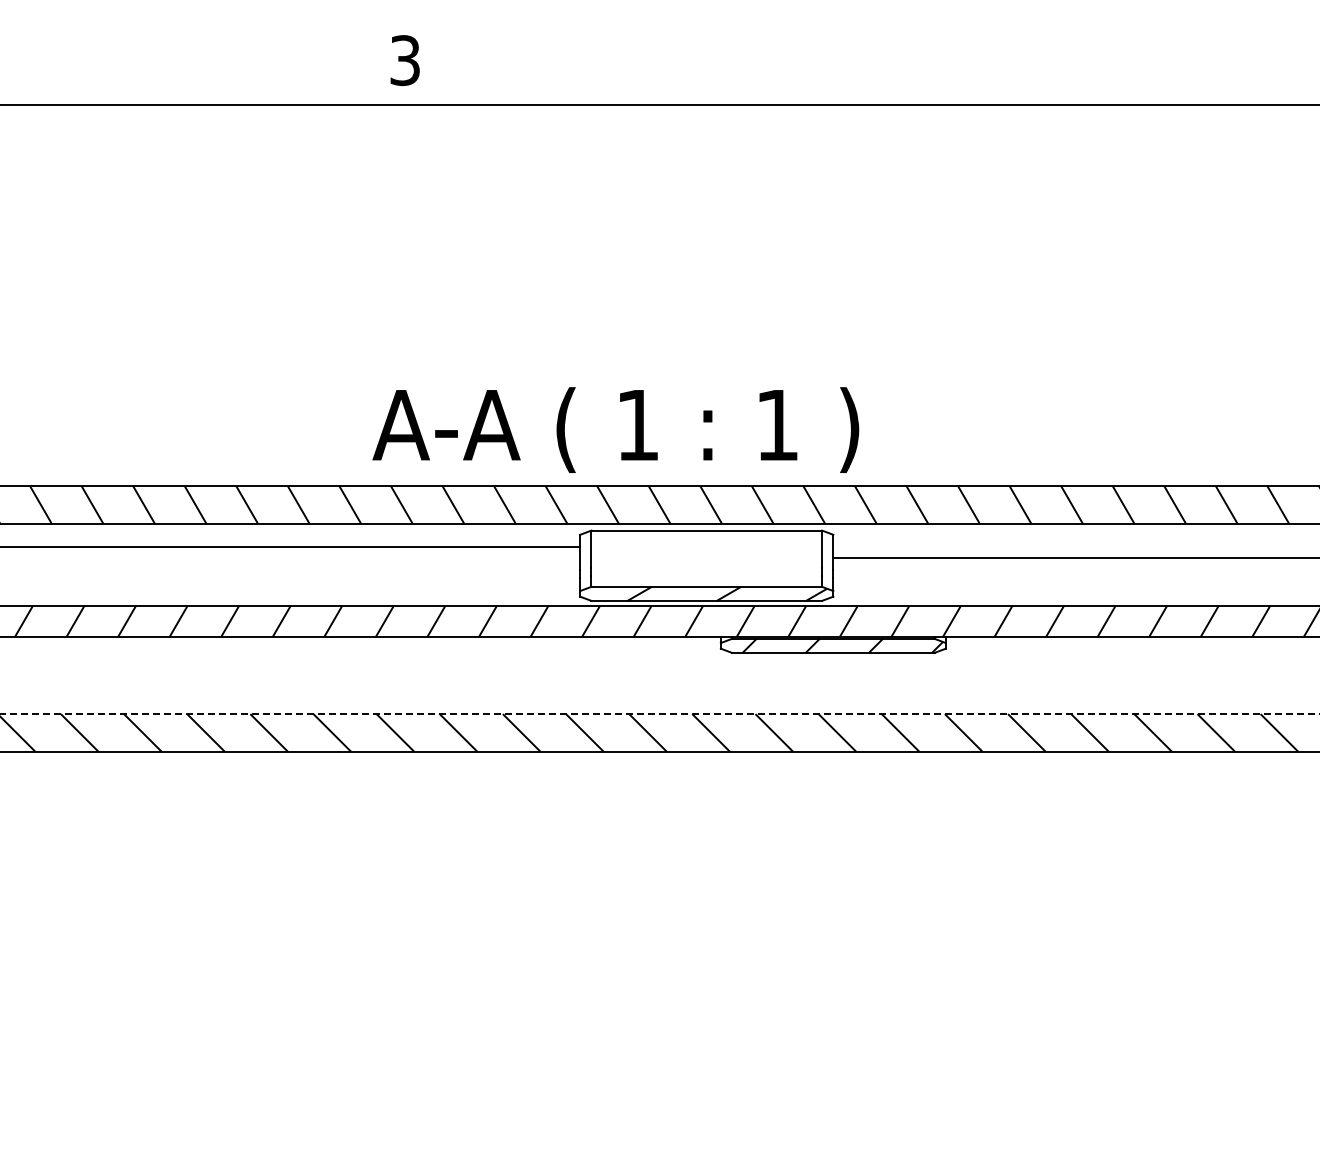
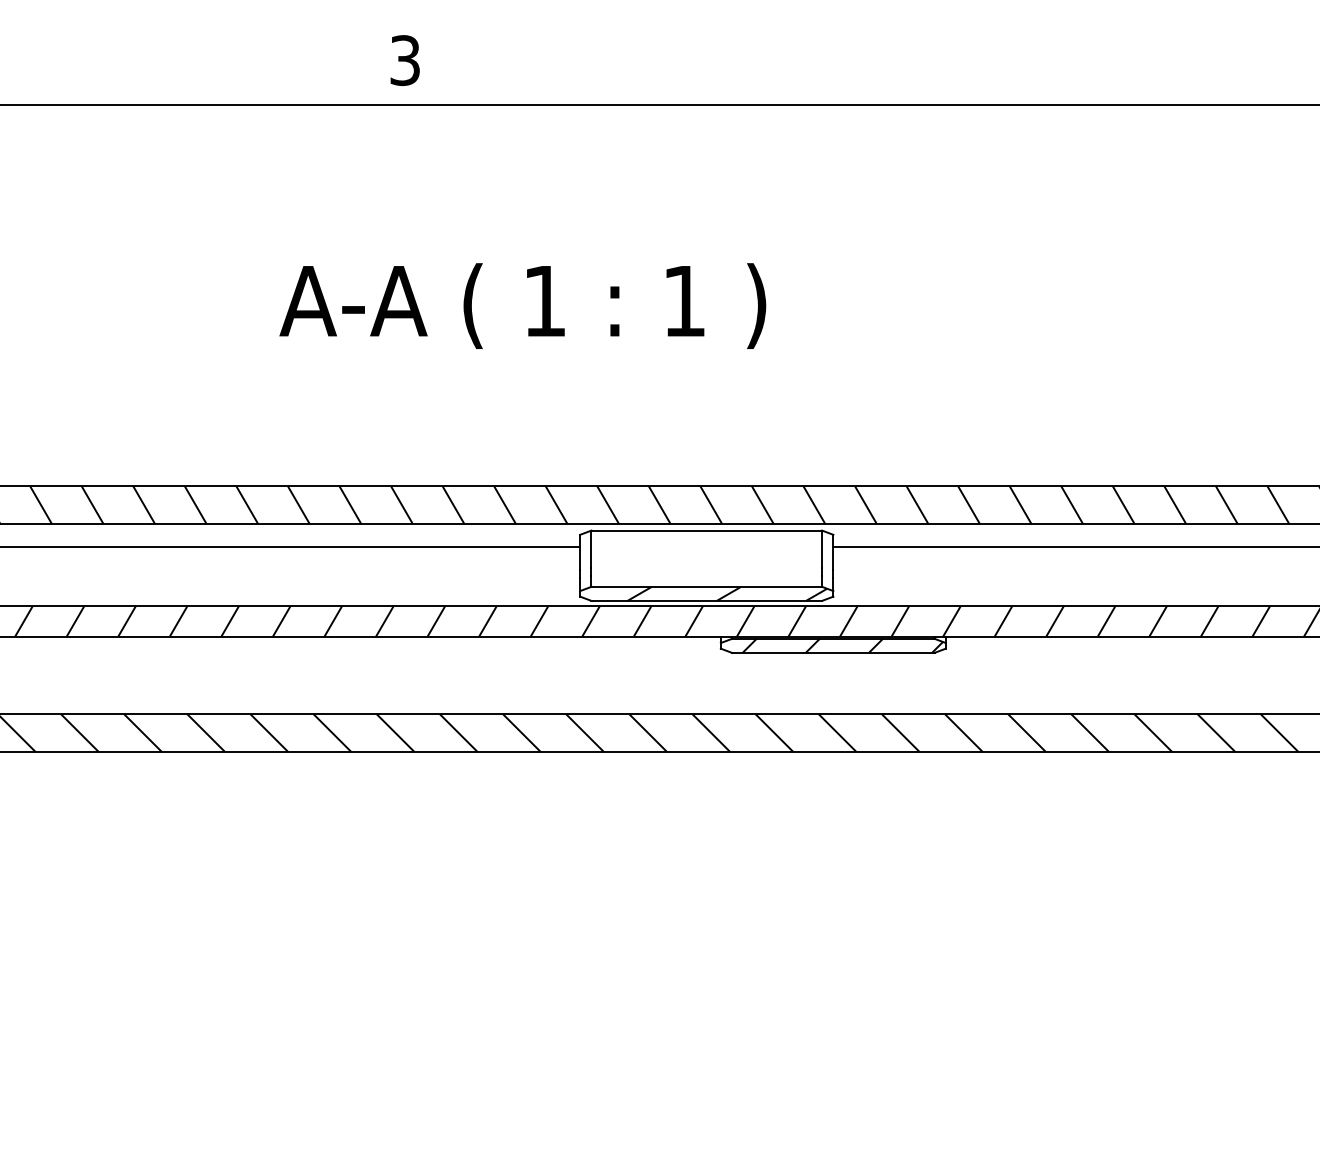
text position: (615, 429) -> (522, 305) (522, 305)
line position: (1074, 557) -> (1074, 546) (1074, 546)
line: dashed -> solid (659, 714)
